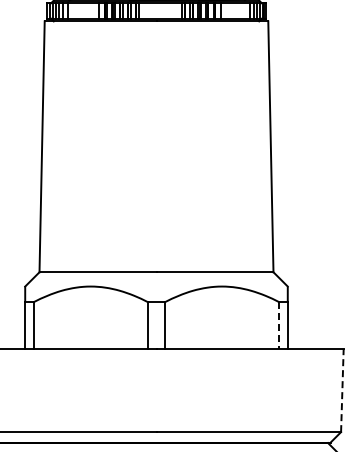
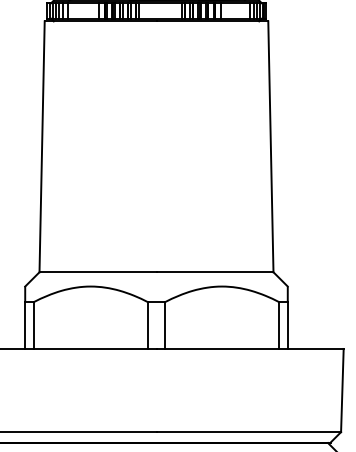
line: dashed -> solid (279, 326)
line: dashed -> solid (342, 390)
